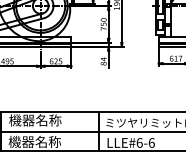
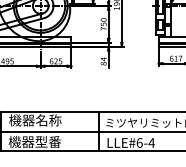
text: 機器名称 -> 機器型番 (47, 141)
text: LLE#6-6 -> LLE#6-4 (151, 142)
